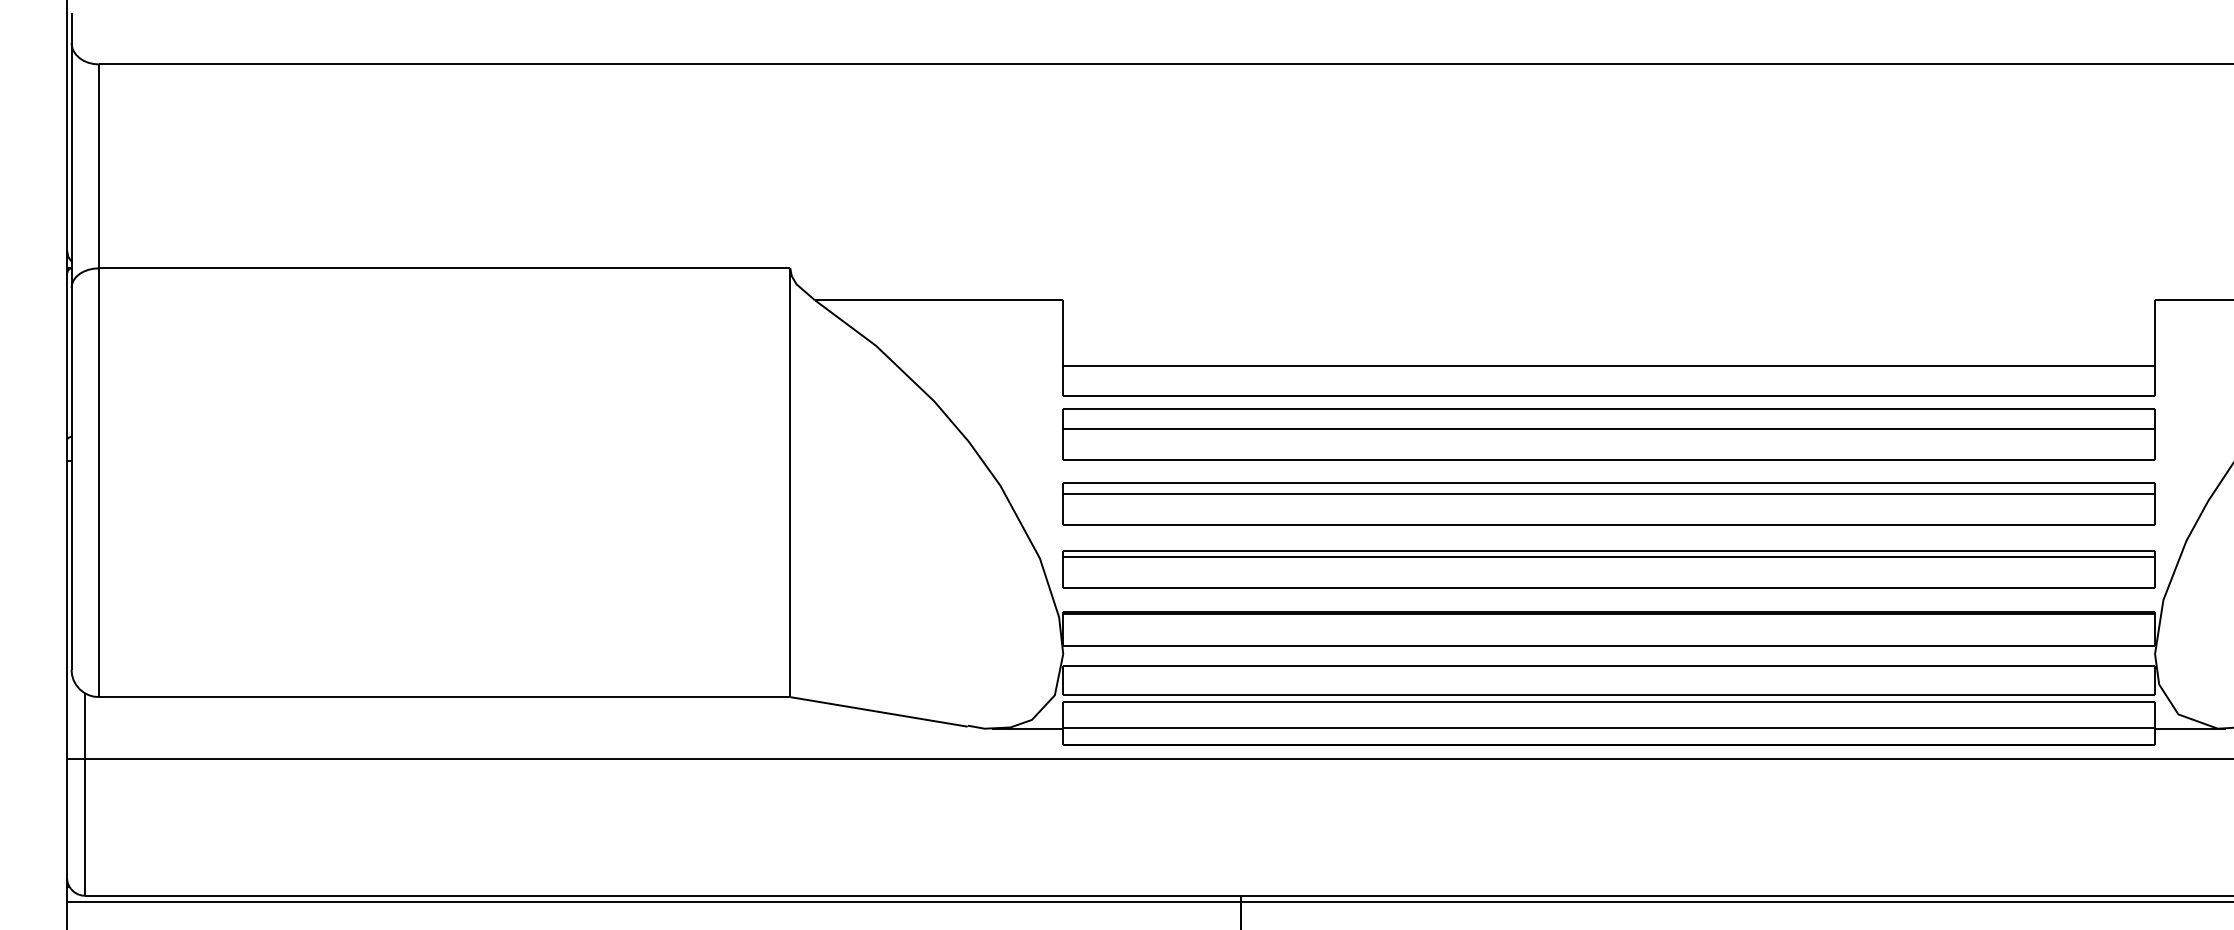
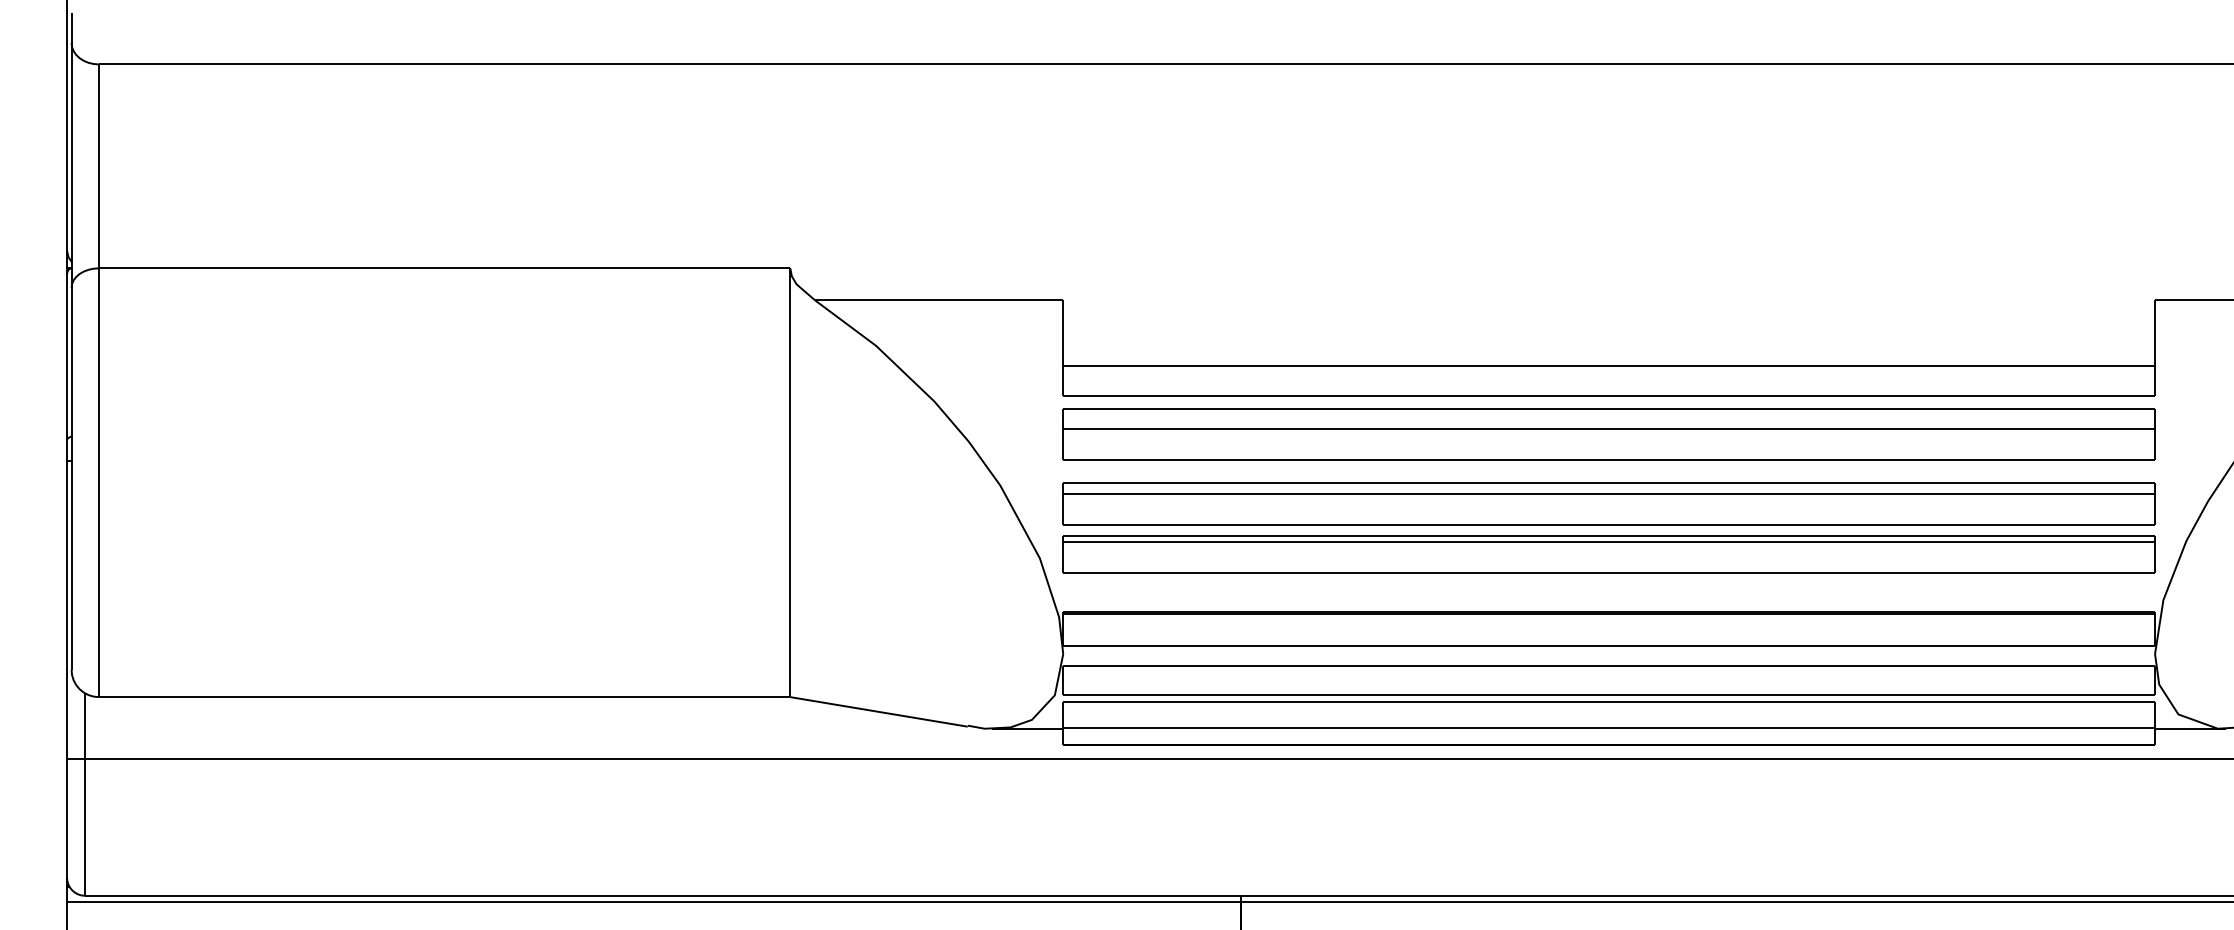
part position: (1608, 569) -> (1608, 554) (1608, 554)
